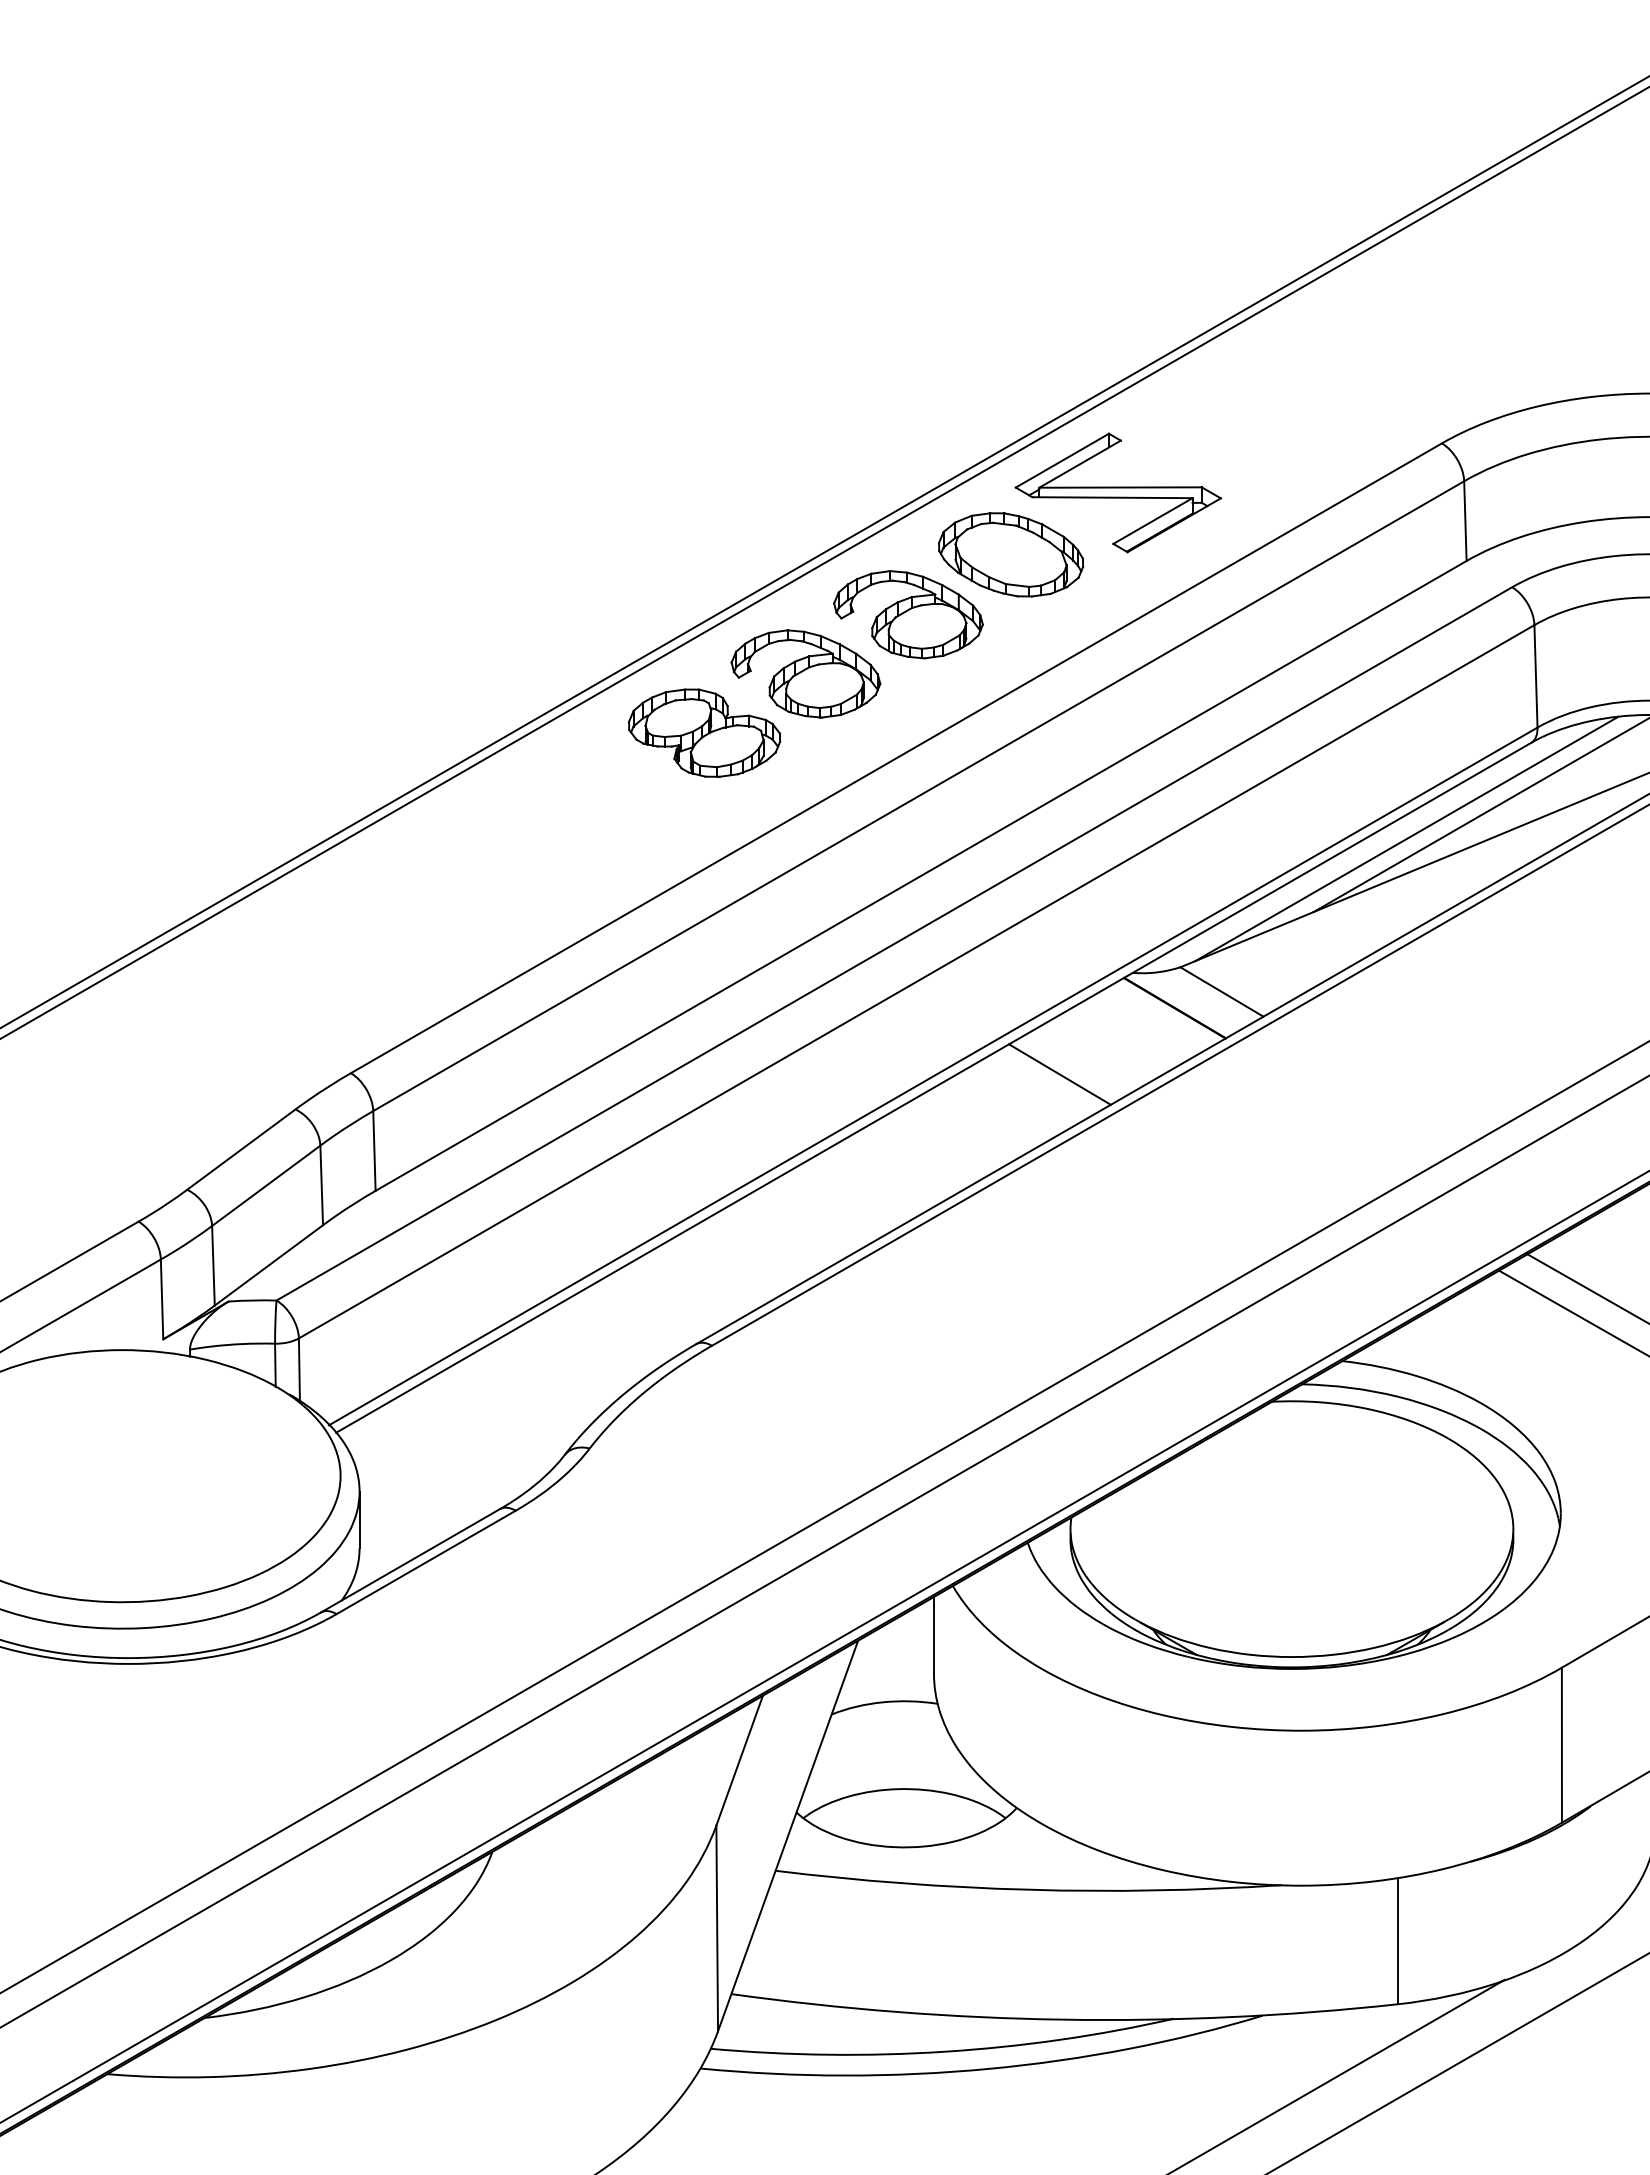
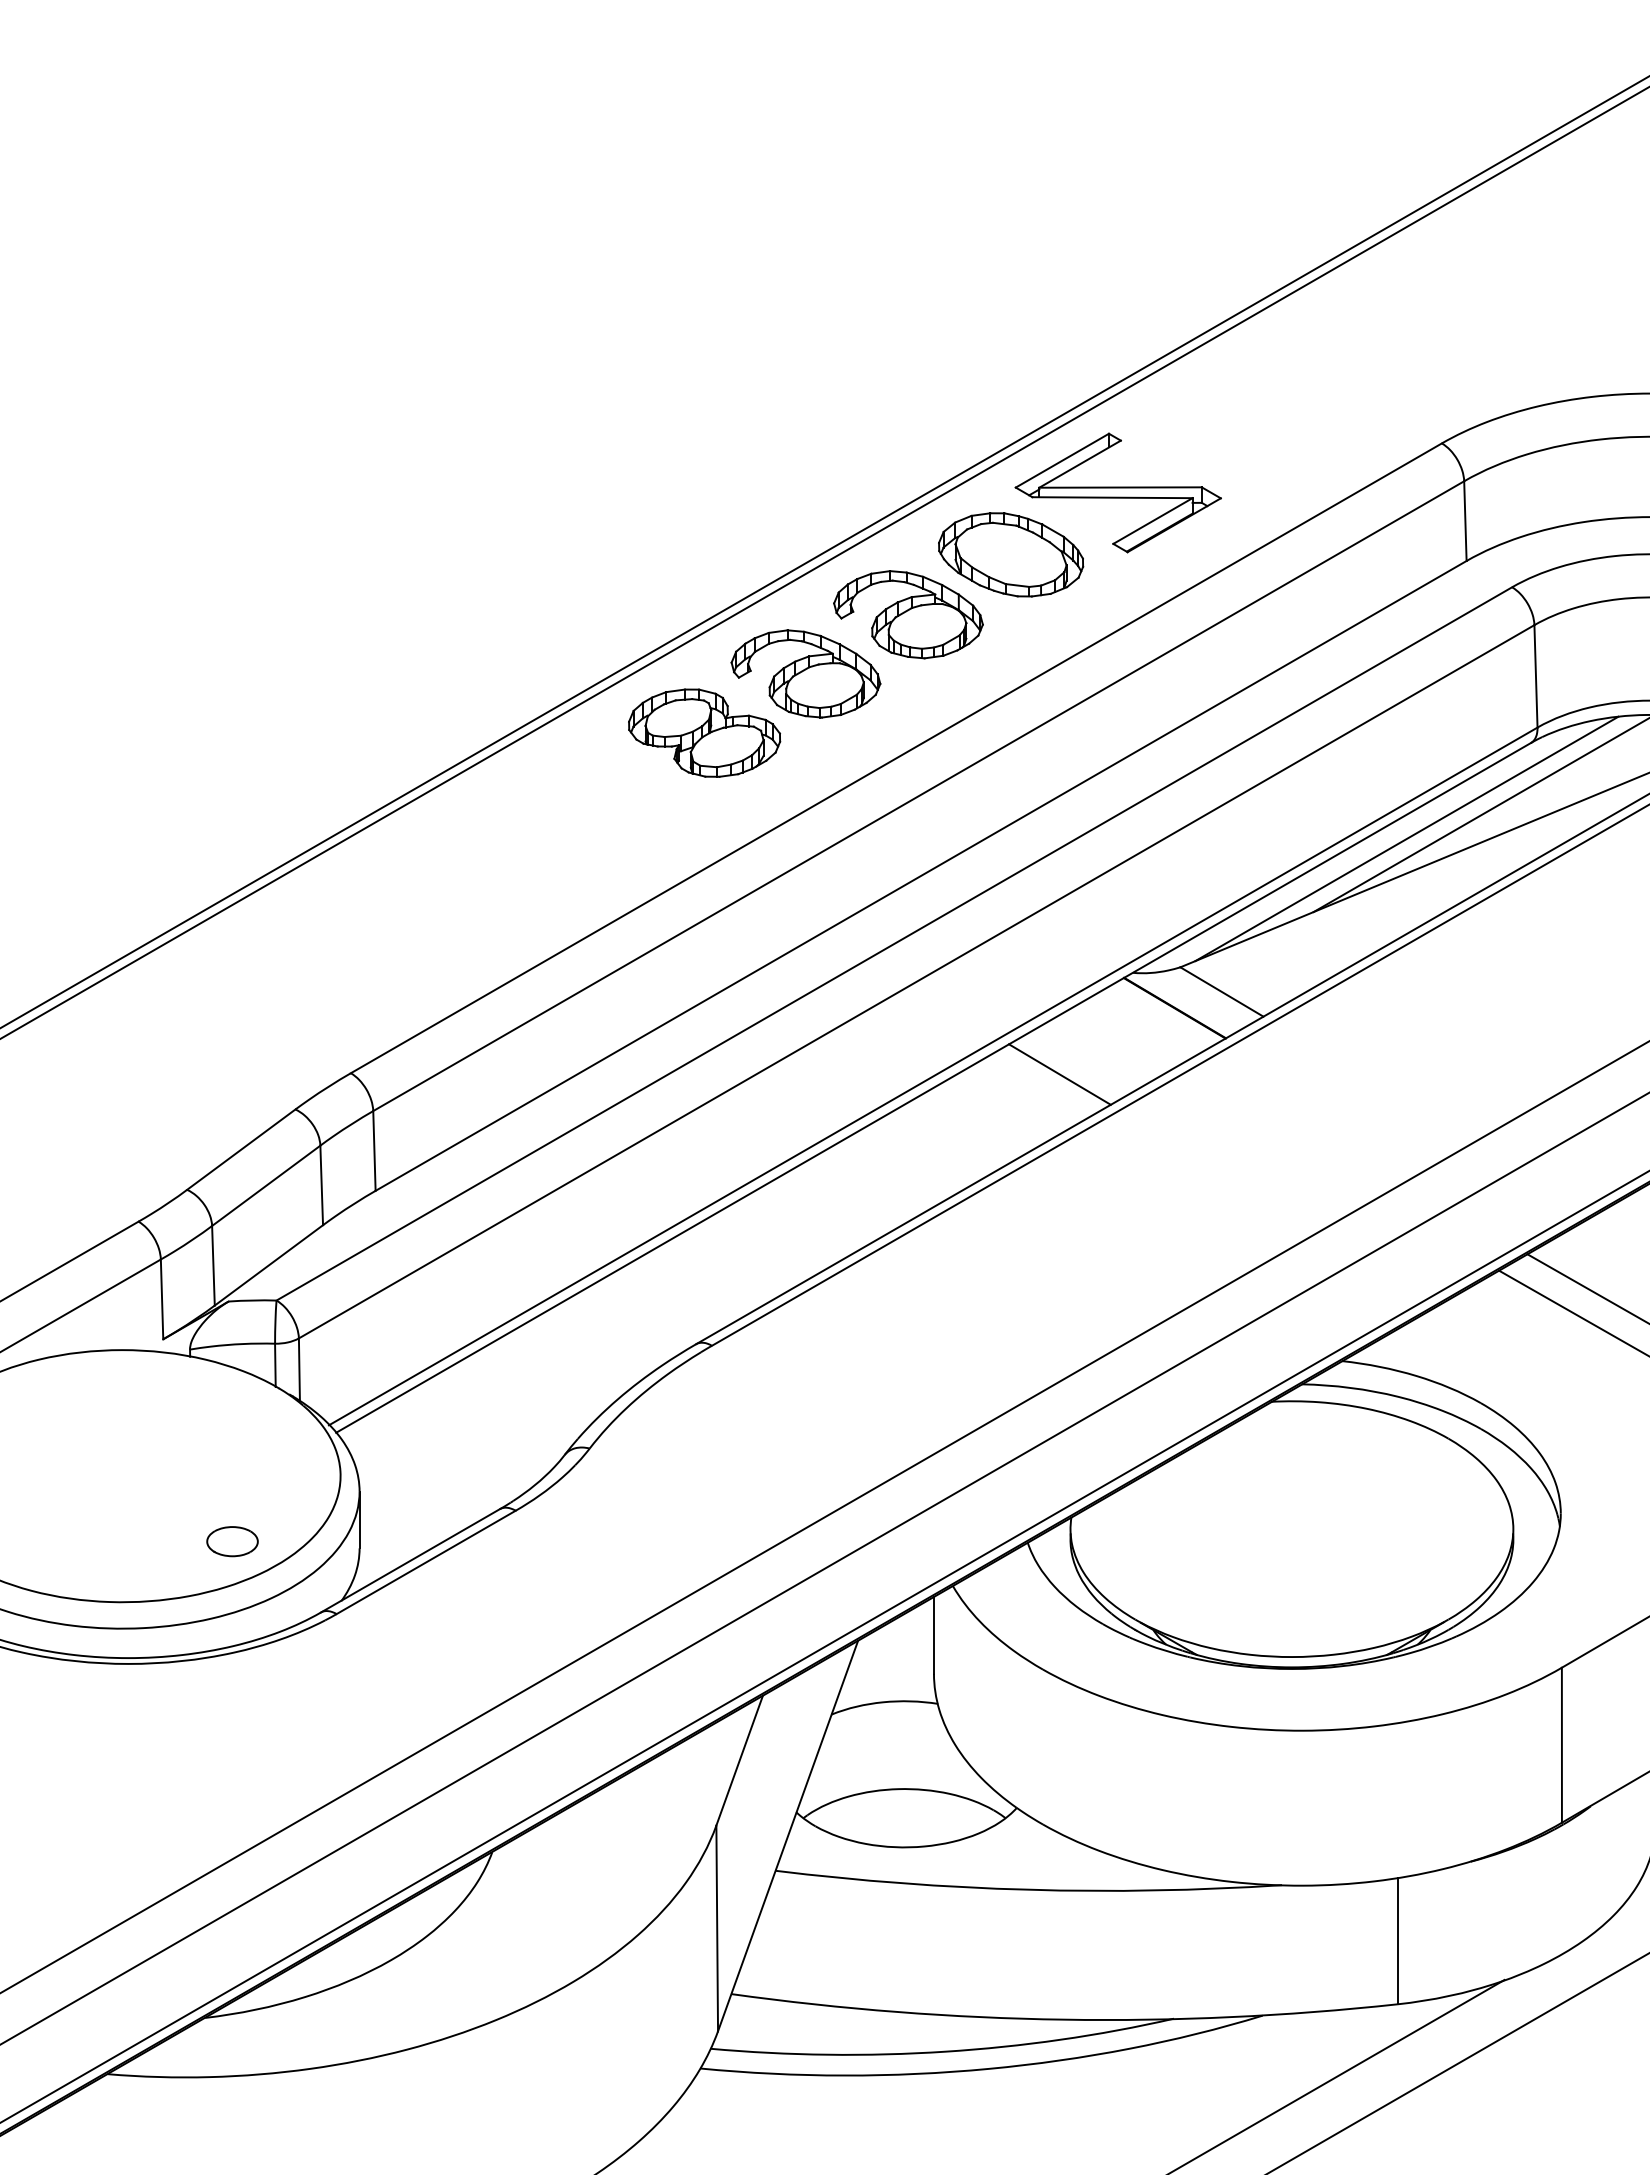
part: none -> present (232, 1541)
line position: (824, 1551) -> (824, 1568) (824, 1568)
